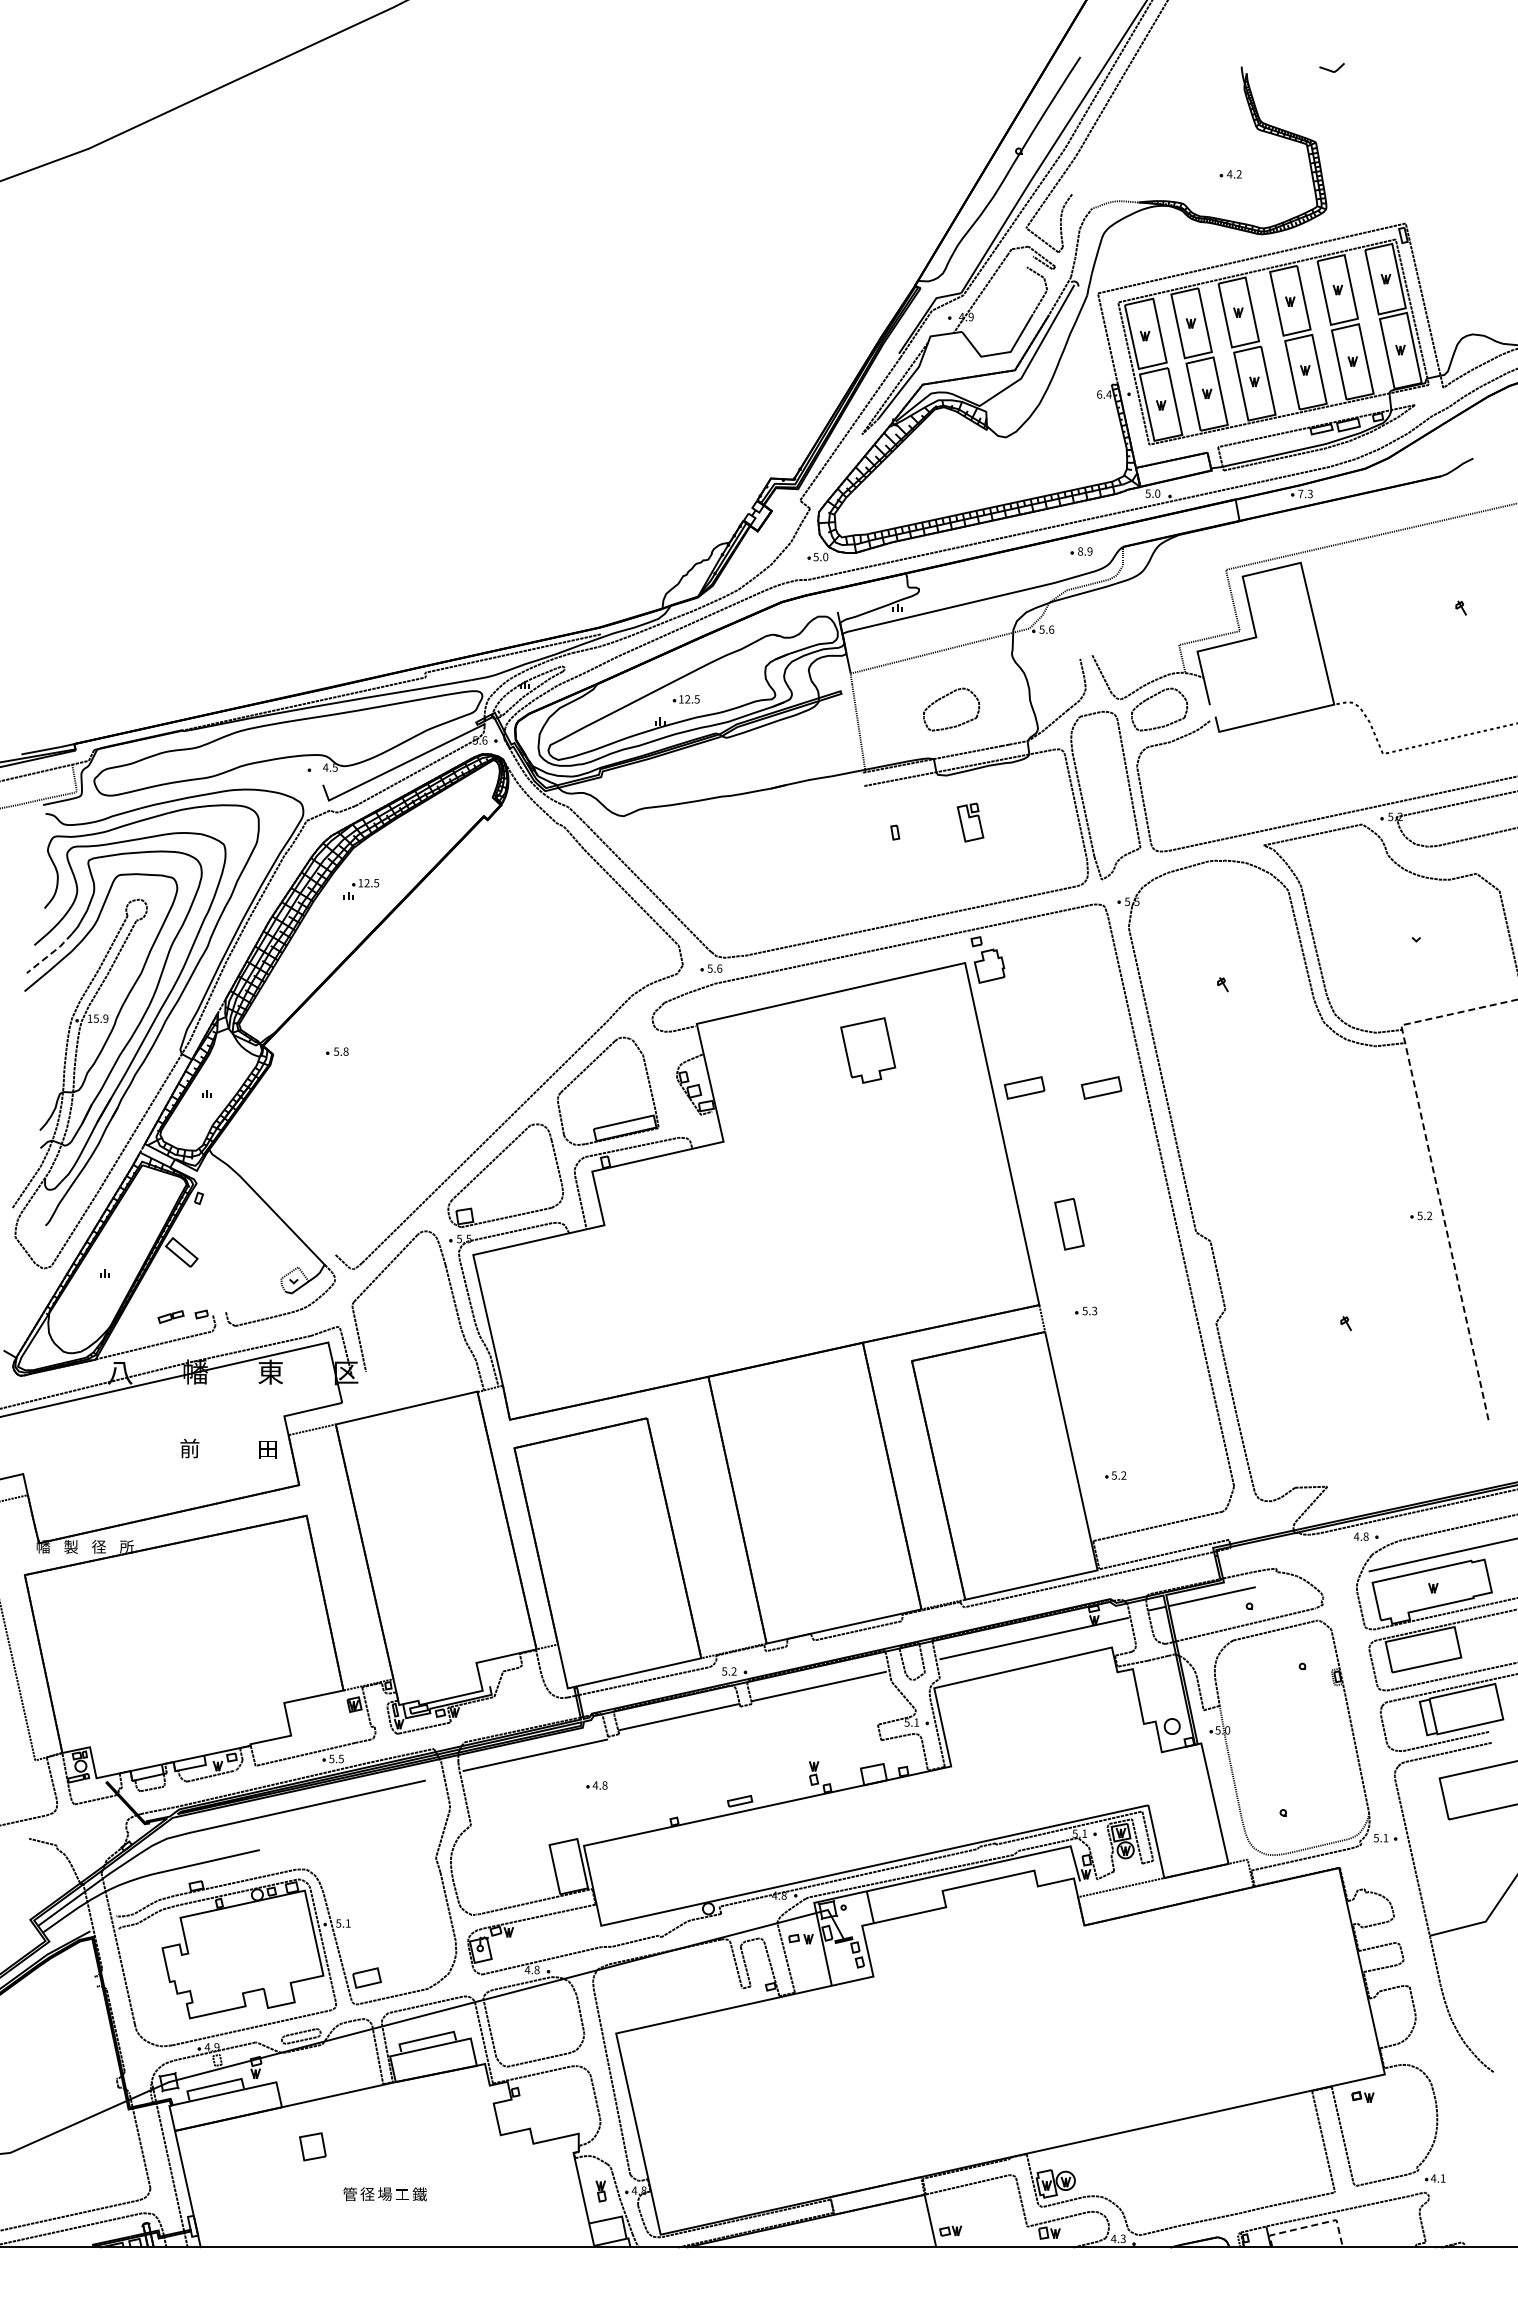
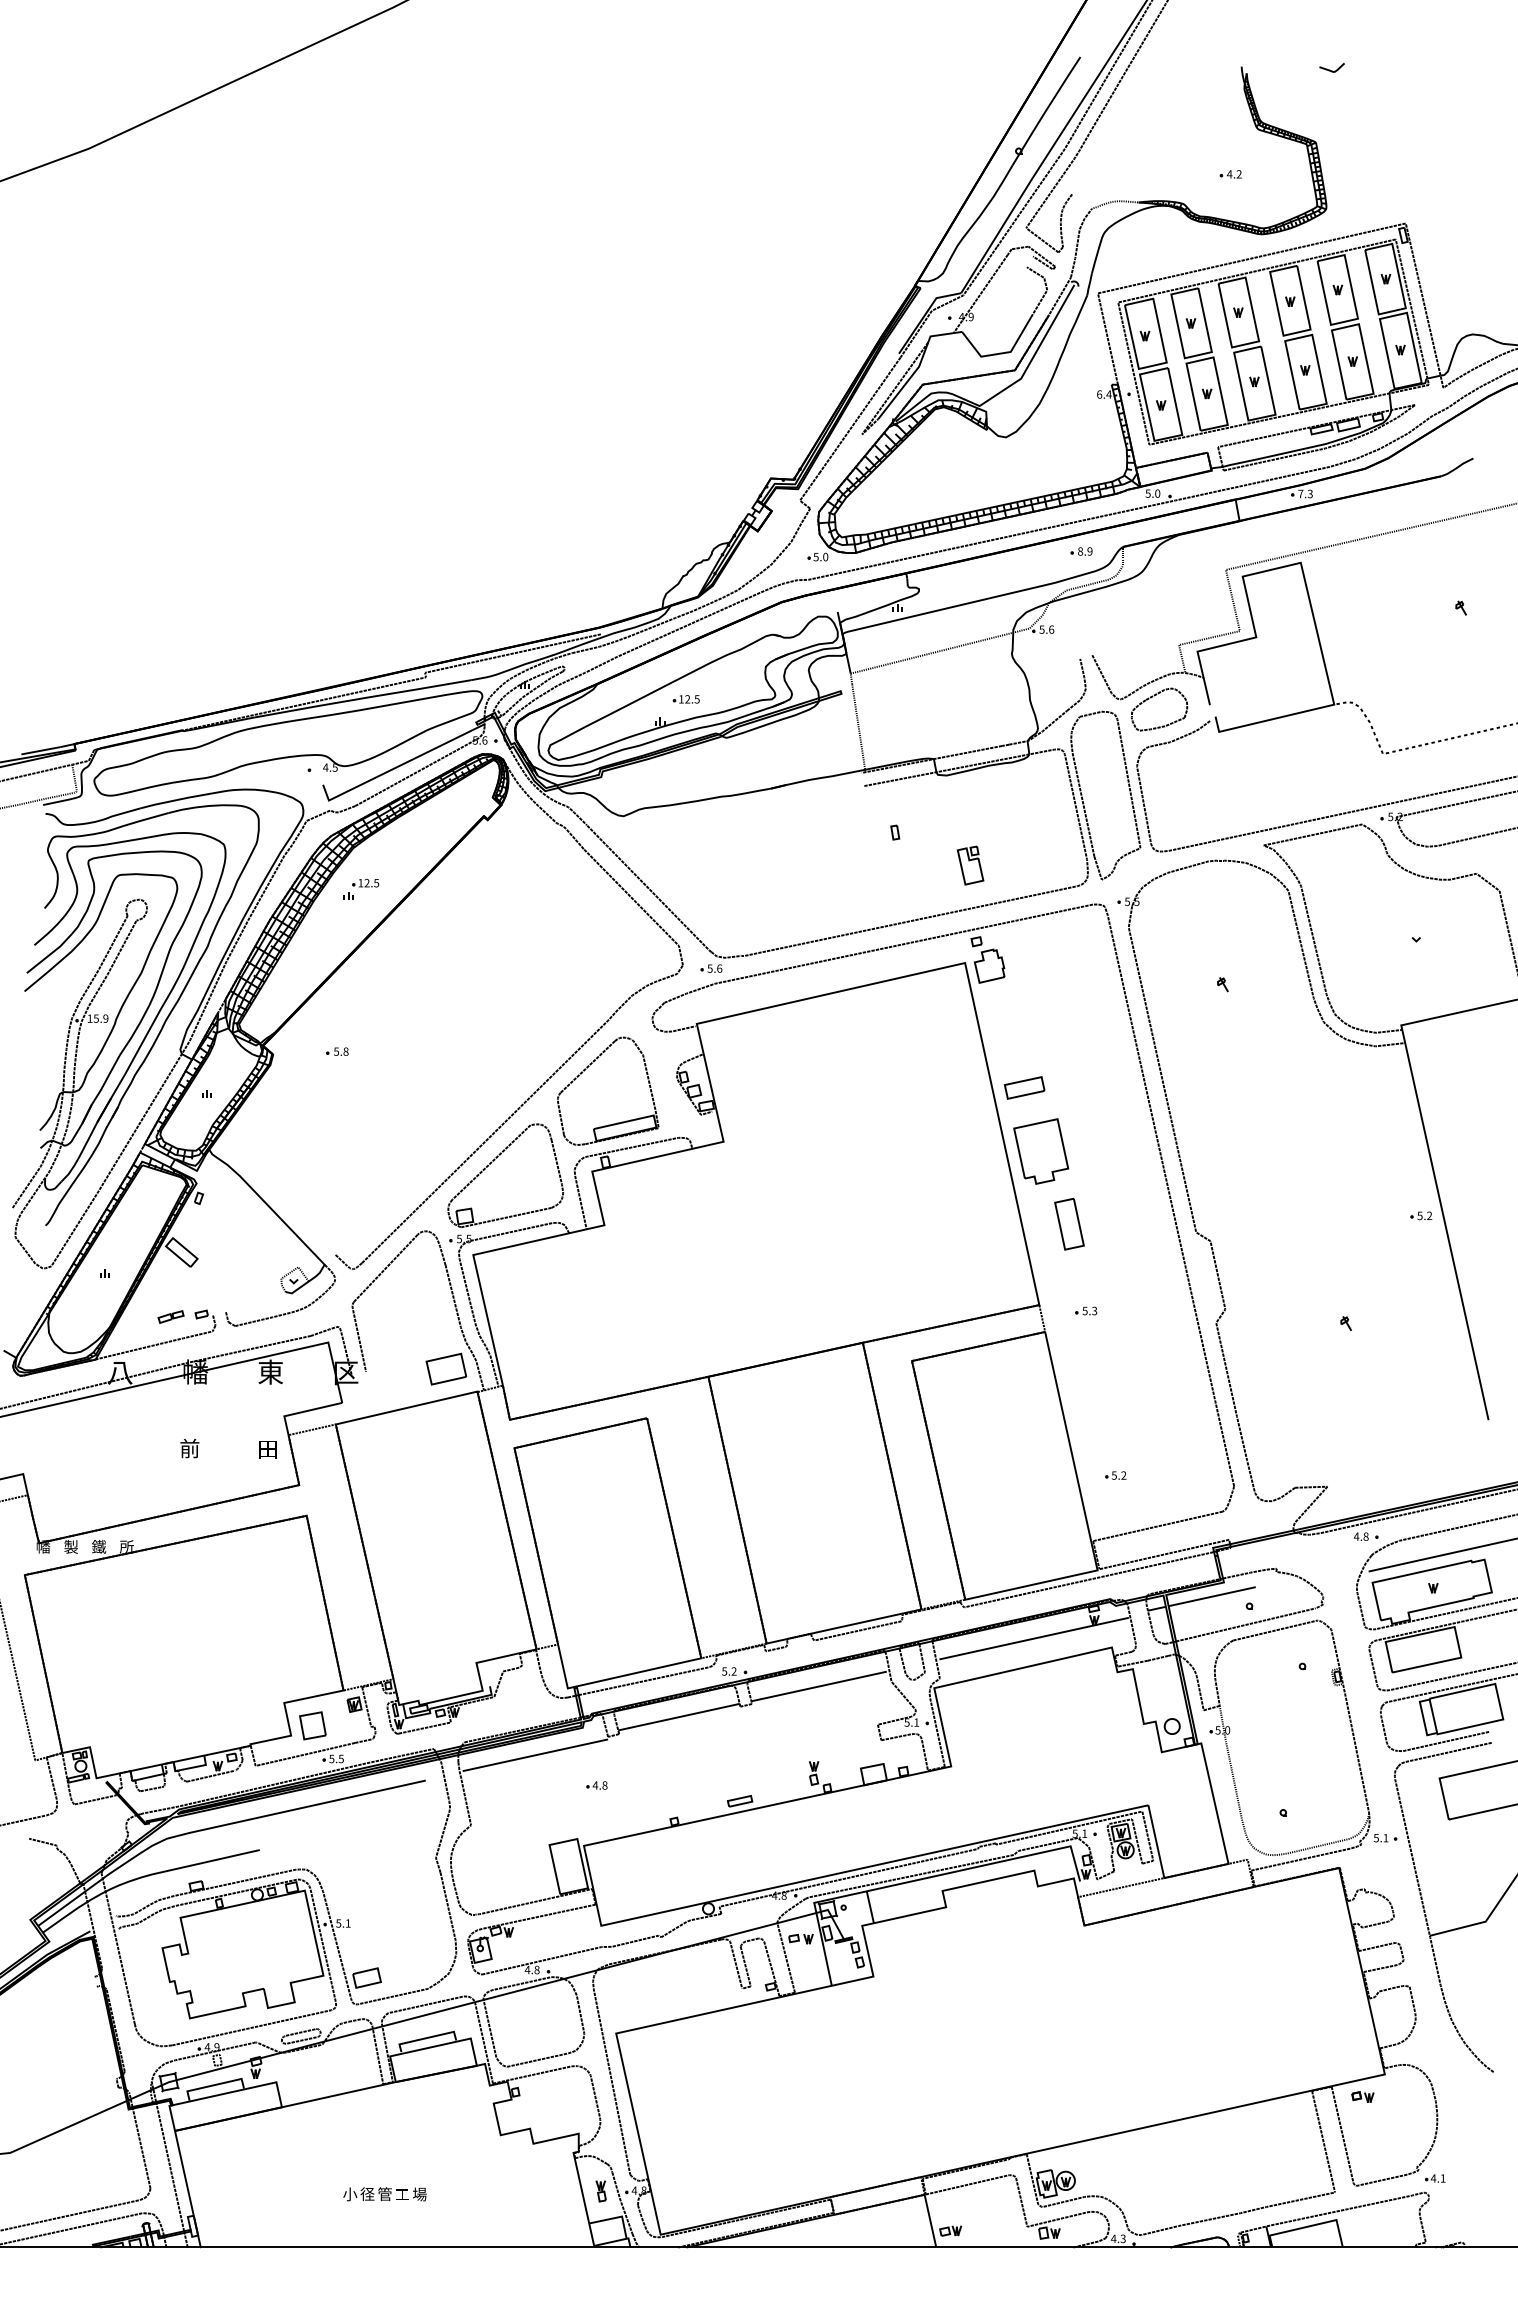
part: present -> none (943, 698)
part position: (970, 822) -> (970, 865) (970, 865)
line: dashed -> solid (50, 954)
part position: (868, 1050) -> (1041, 1151) (1041, 1151)
part: present -> none (1101, 1087)
line: dashed -> solid (1431, 1163)
part: none -> present (446, 1368)
text: 径 -> 鐵 (99, 1546)
part position: (312, 2146) -> (312, 1725) (312, 1725)
text: 管 -> 小 (350, 2194)
text: 場 -> 管 (384, 2194)
text: 鐵 -> 場 (419, 2194)
line: dashed -> solid (1311, 2225)
